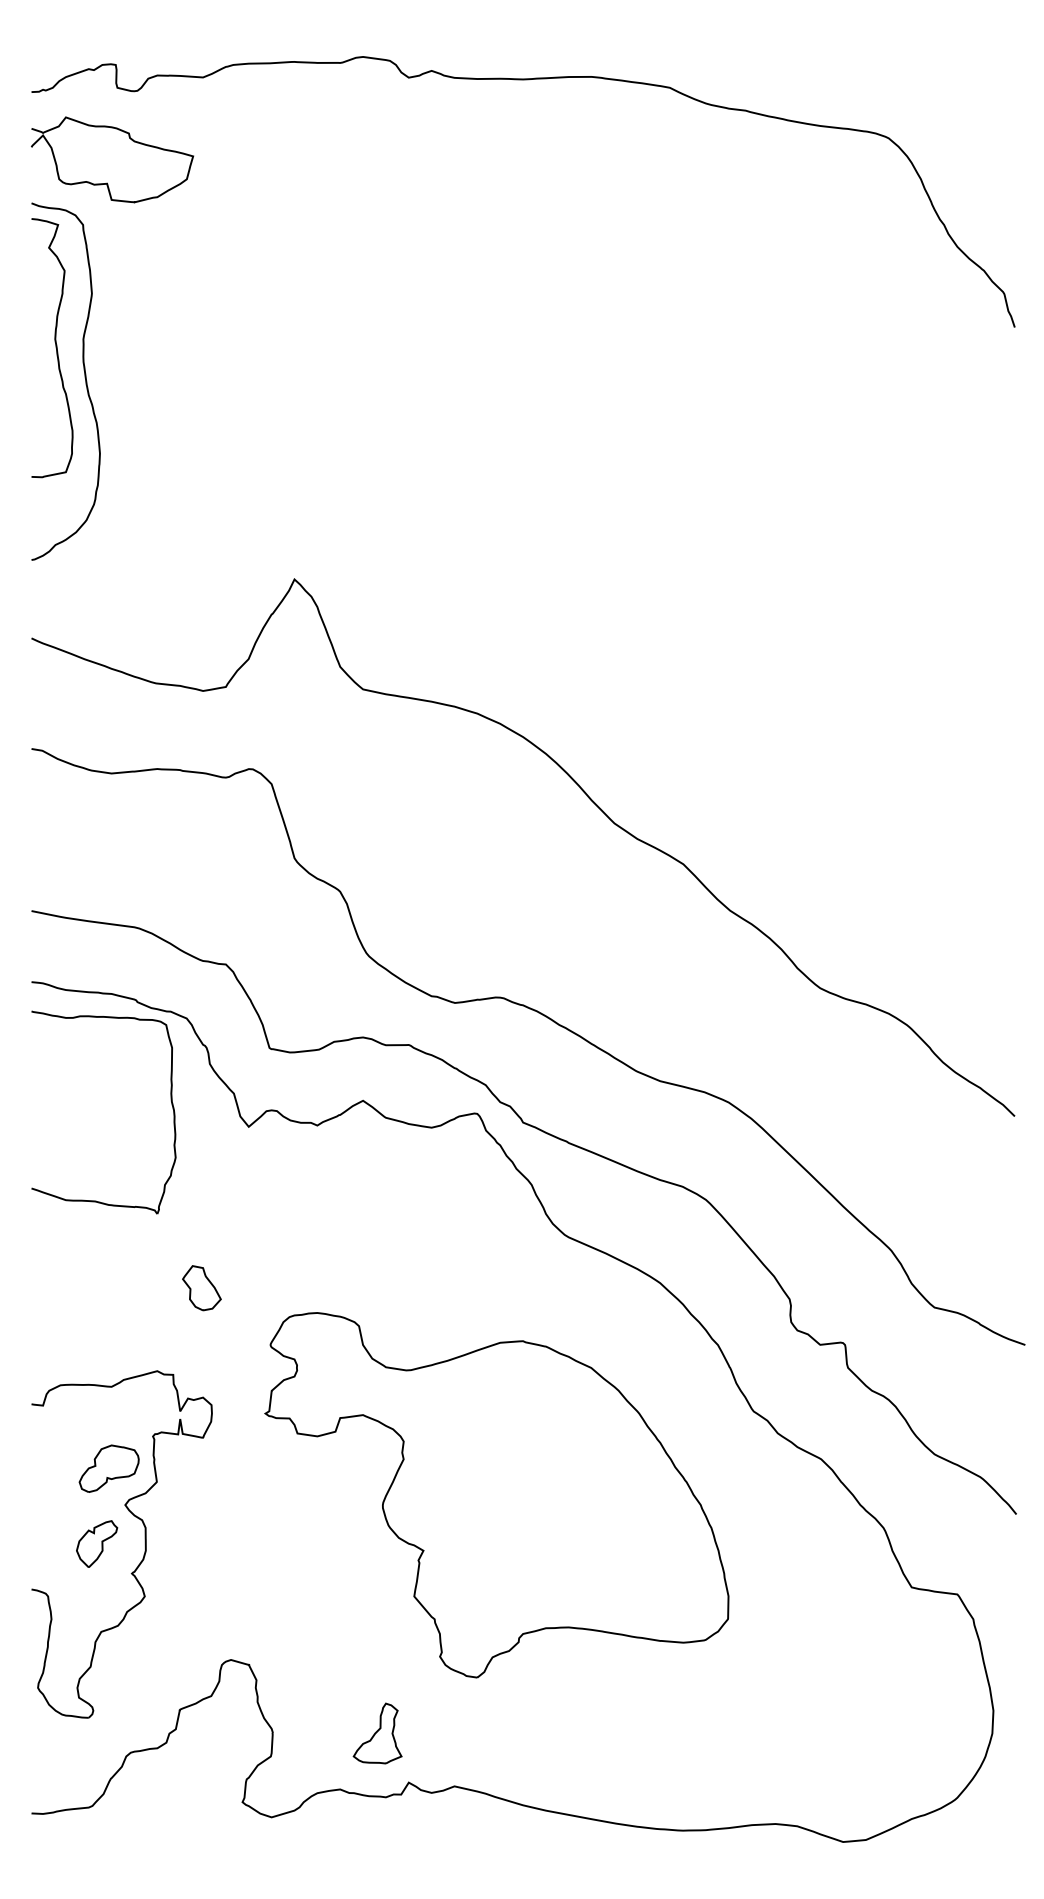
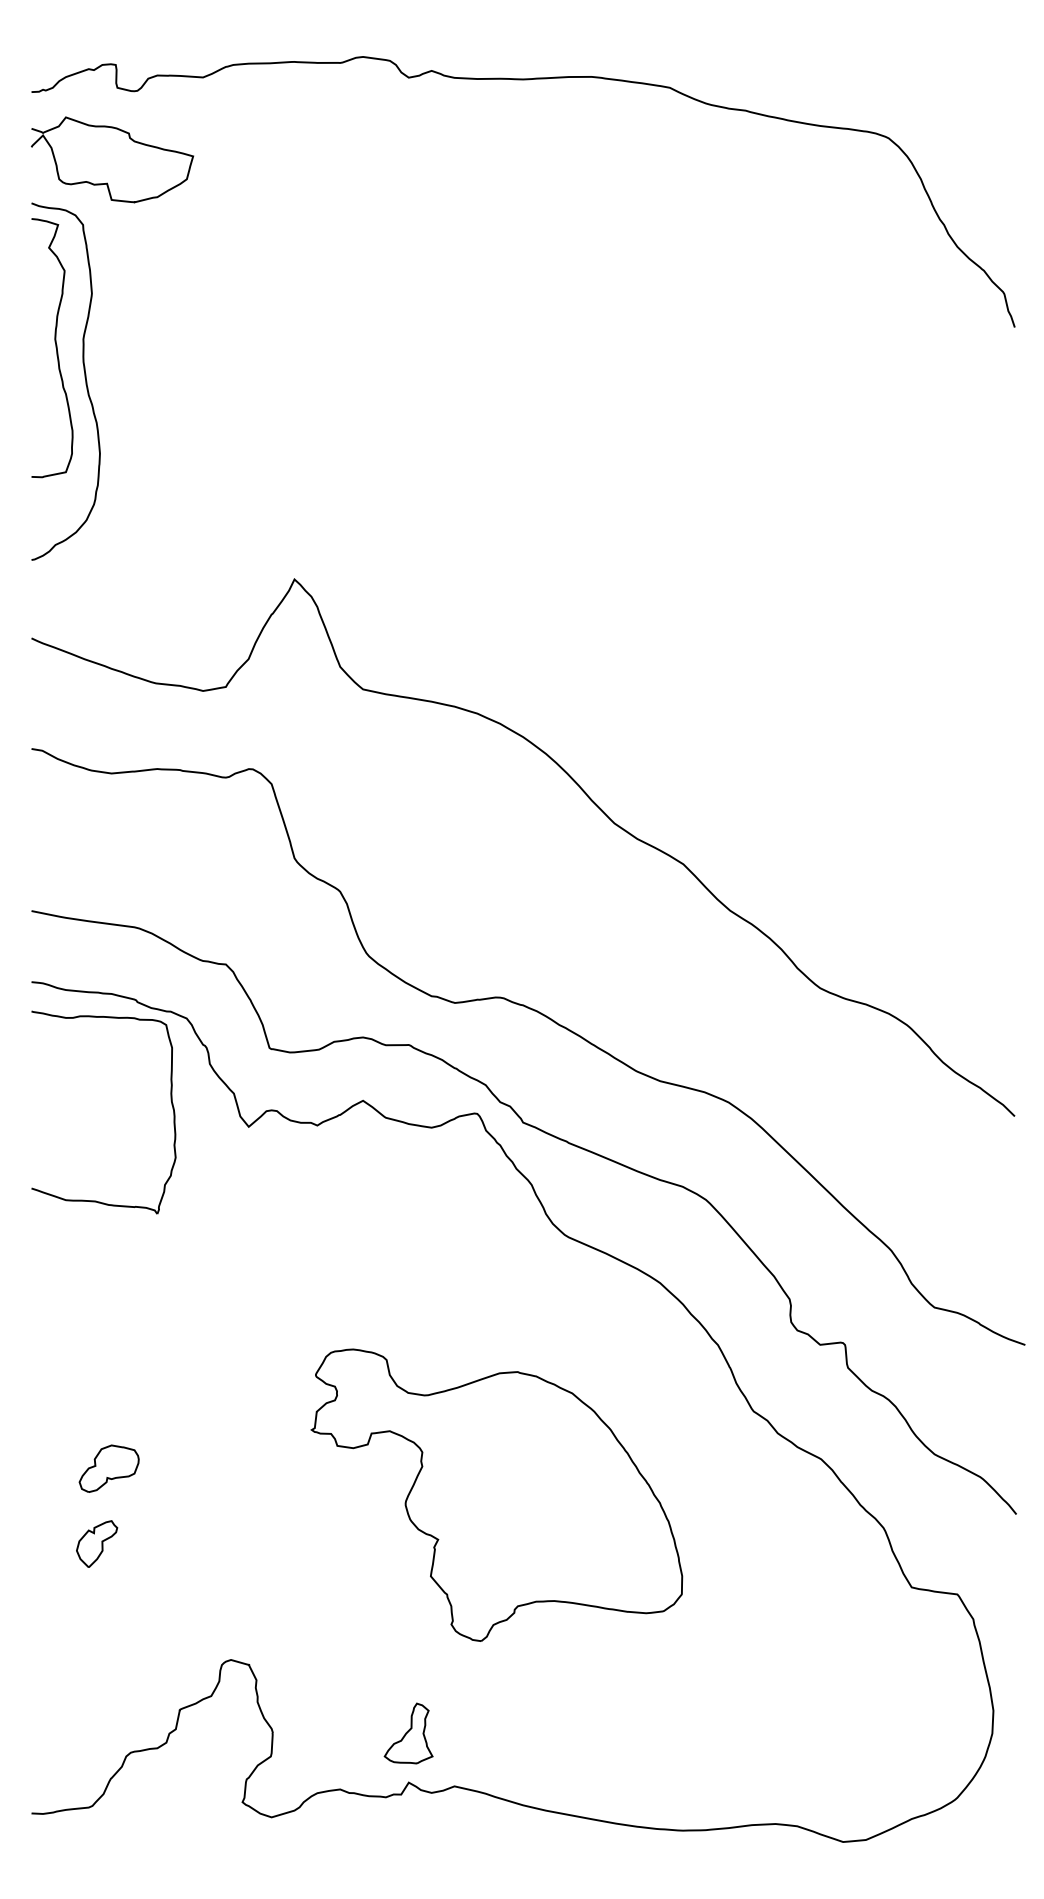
part: present -> none (201, 1288)
part size: 466x367 px -> 374x294 px (496, 1494)
part: present -> none (144, 1544)
part position: (377, 1733) -> (408, 1733) (408, 1733)
